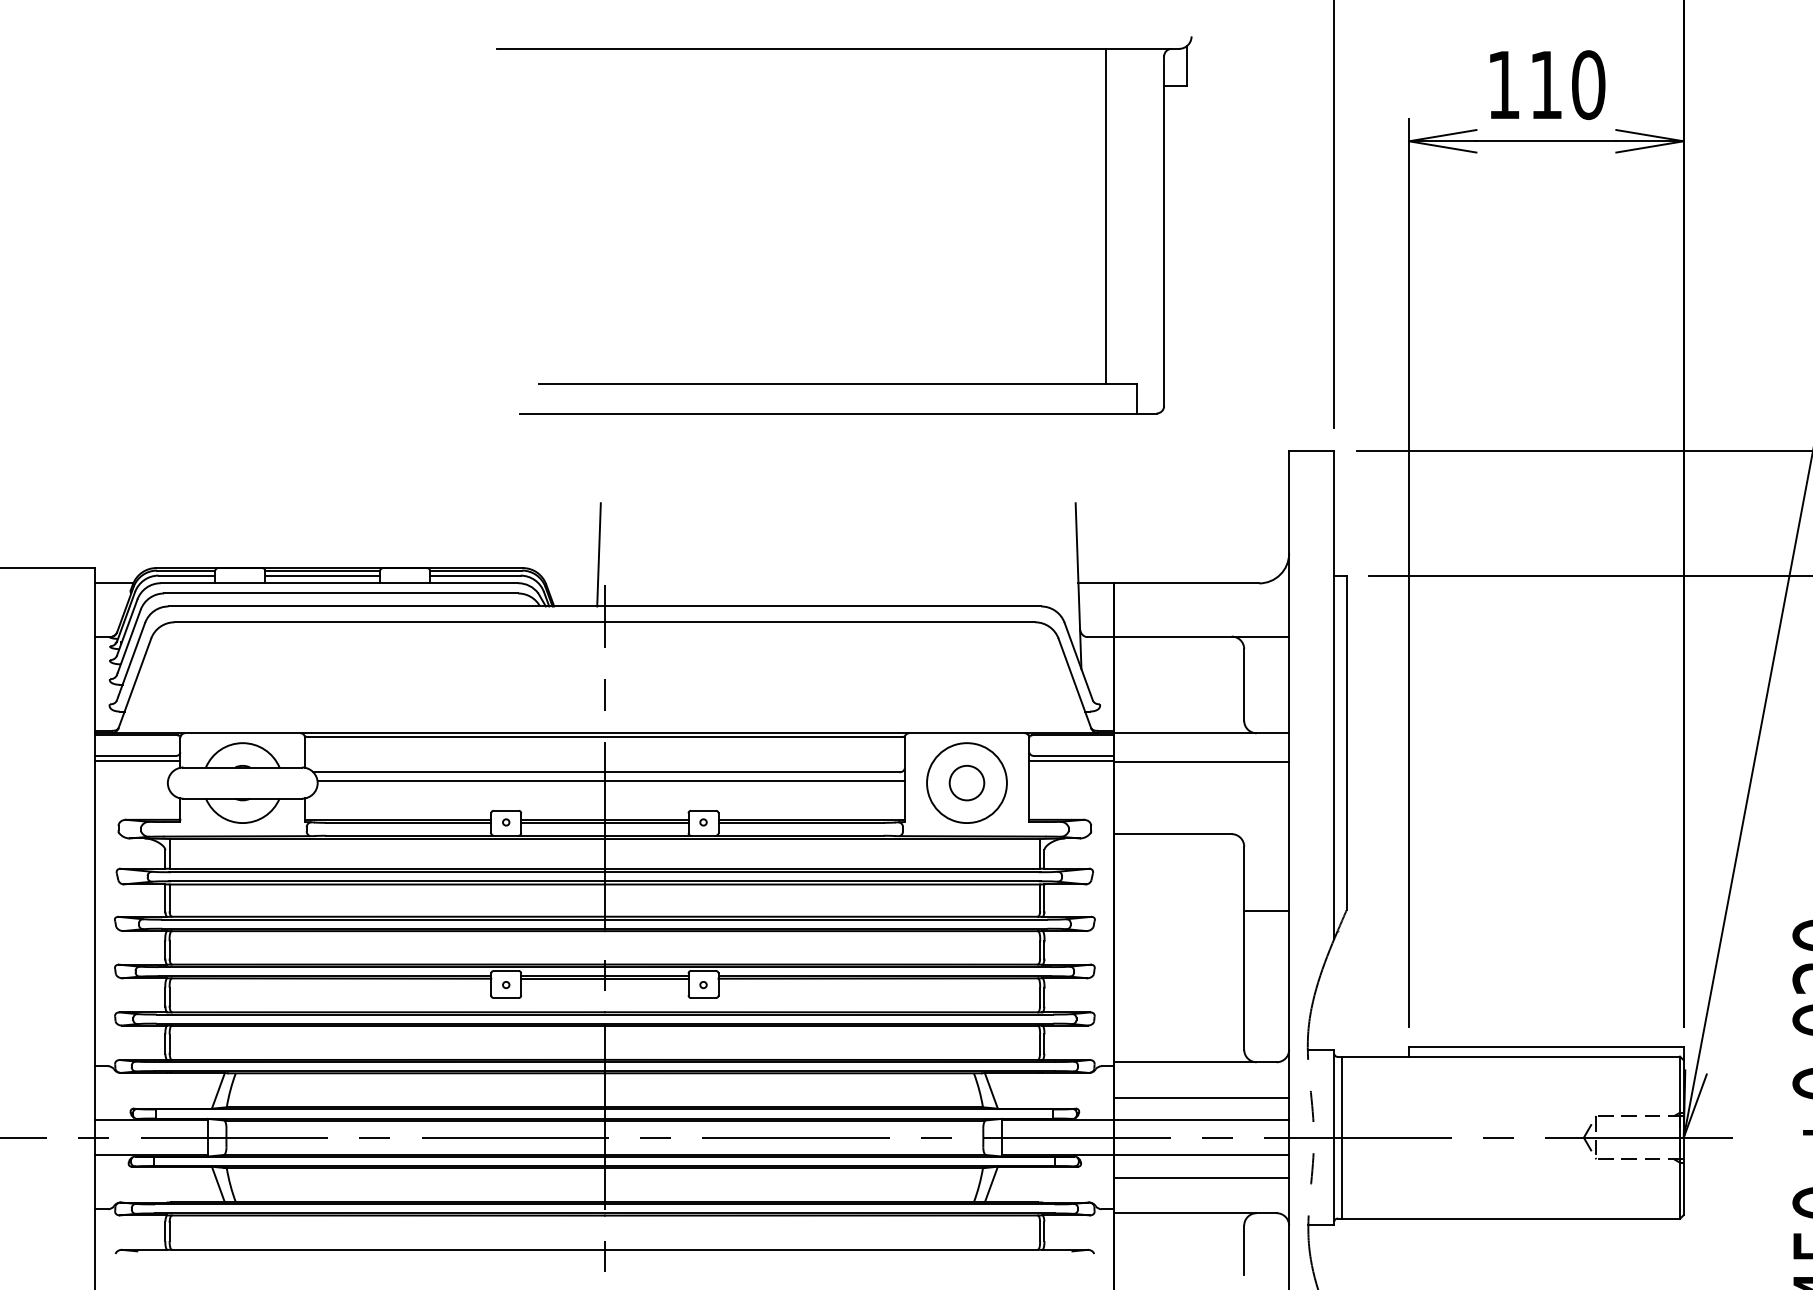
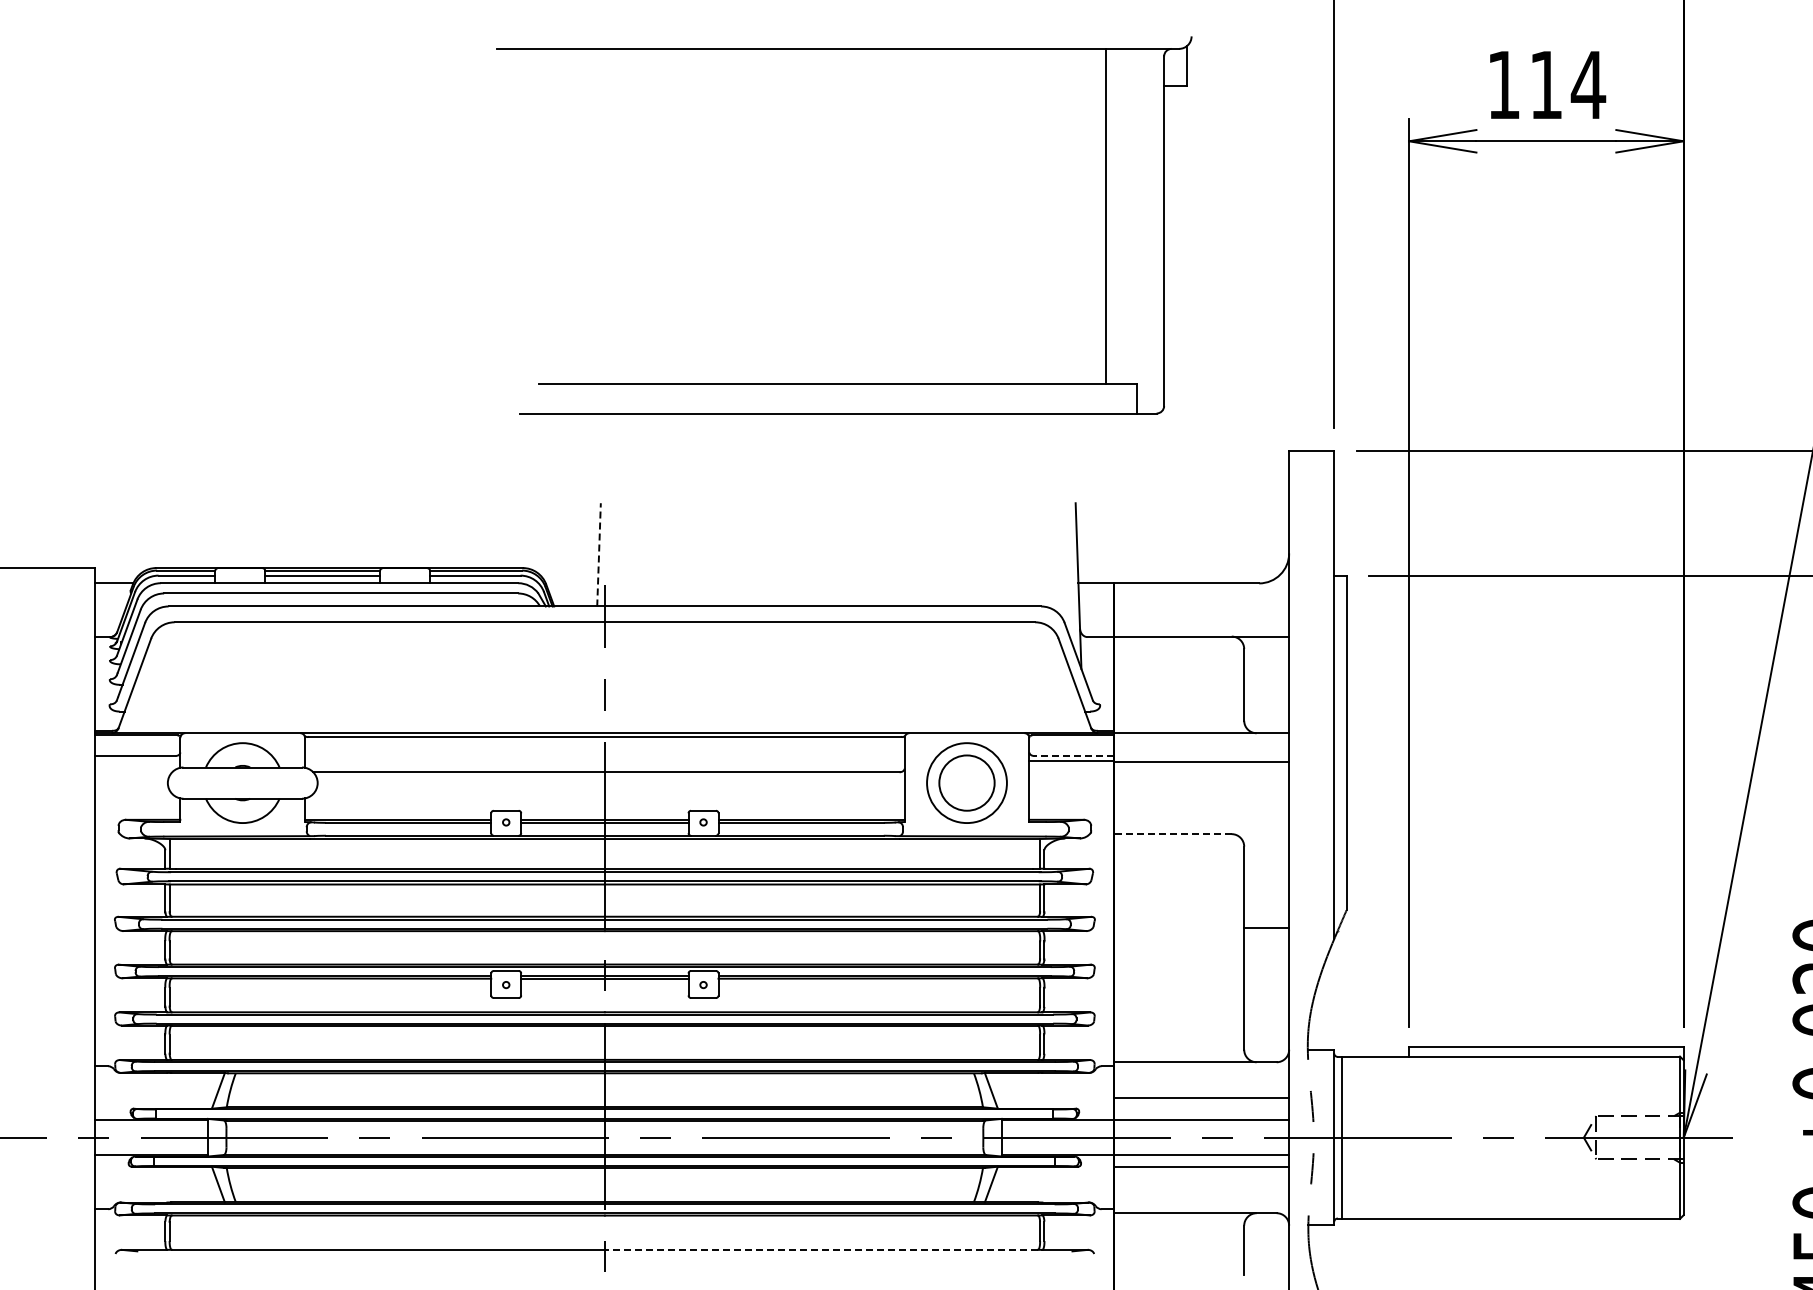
text: 110 -> 114 (1588, 85)
line: solid -> dashed (599, 554)
line: solid -> dashed (1074, 756)
line: present -> none (137, 761)
line: present -> none (610, 781)
circle diameter: 35 px -> 55 px (966, 782)
line: solid -> dashed (1173, 834)
line position: (1266, 911) -> (1266, 928) (1266, 928)
line position: (1201, 1177) -> (1201, 1166) (1201, 1166)
line: solid -> dashed (821, 1249)
